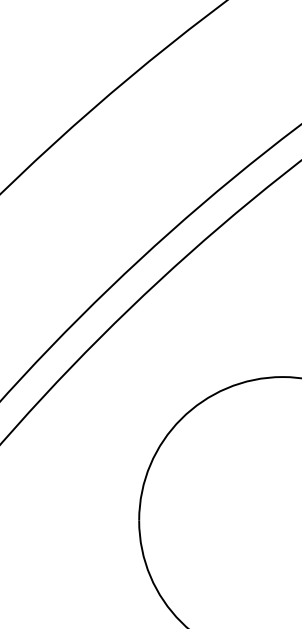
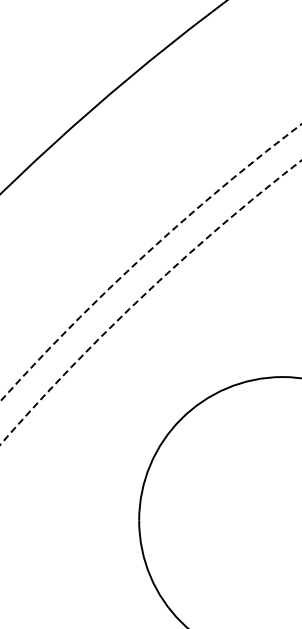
arc: solid -> dashed (143, 256)
arc: solid -> dashed (144, 295)
